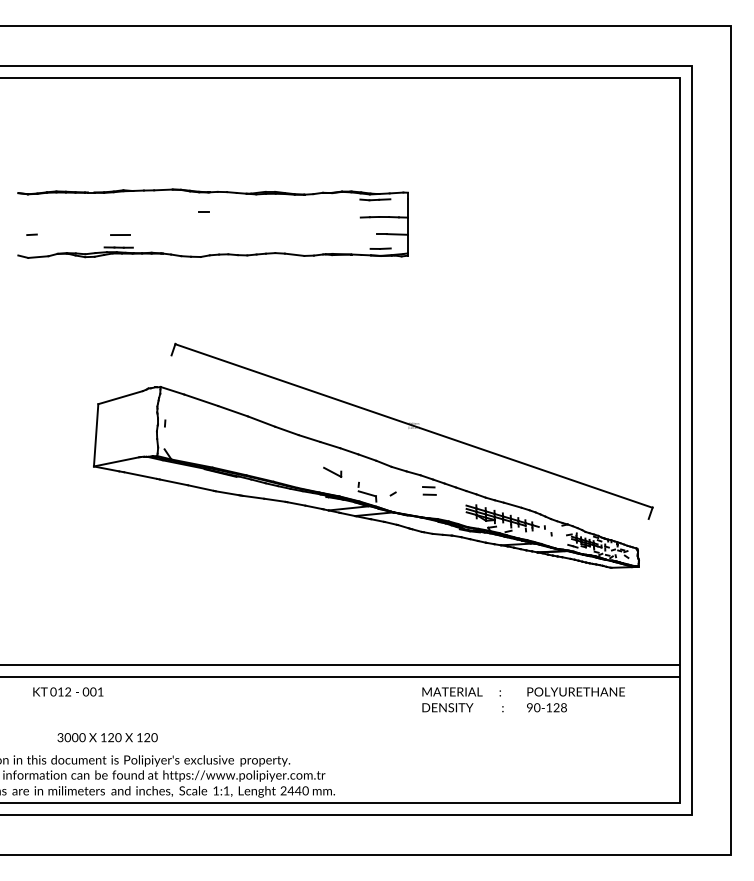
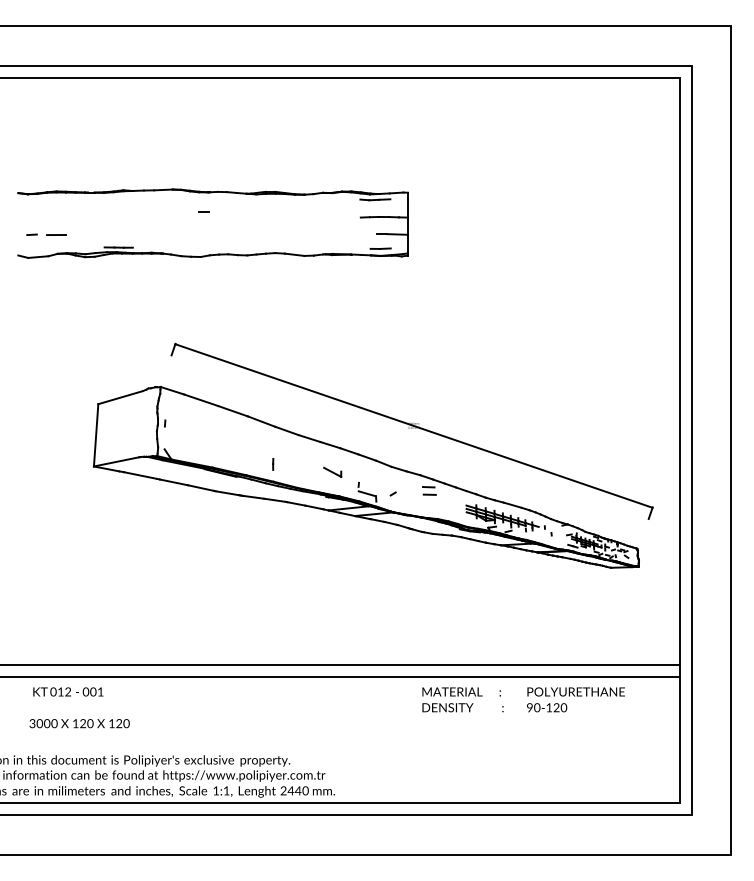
line position: (120, 234) -> (56, 234) (56, 234)
line: none -> present (273, 464)
text: 90-128 -> 90-120 (563, 707)
text position: (107, 737) -> (79, 723) (79, 723)
